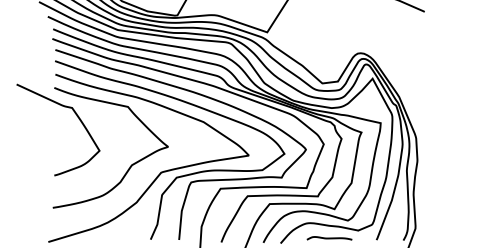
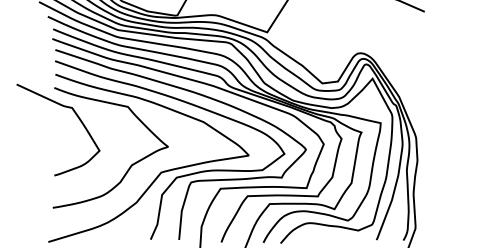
curve: present -> none (329, 238)
